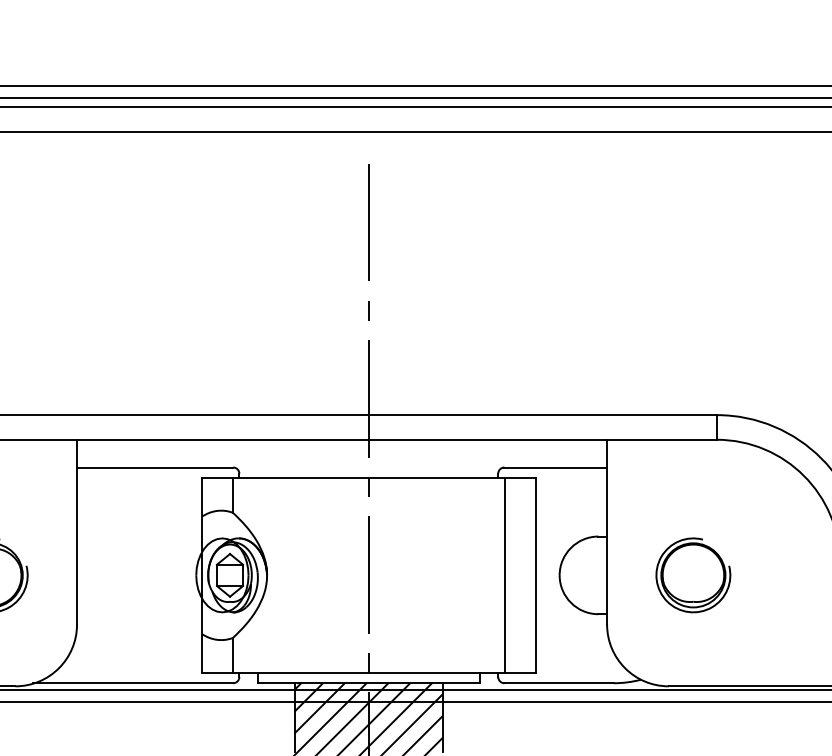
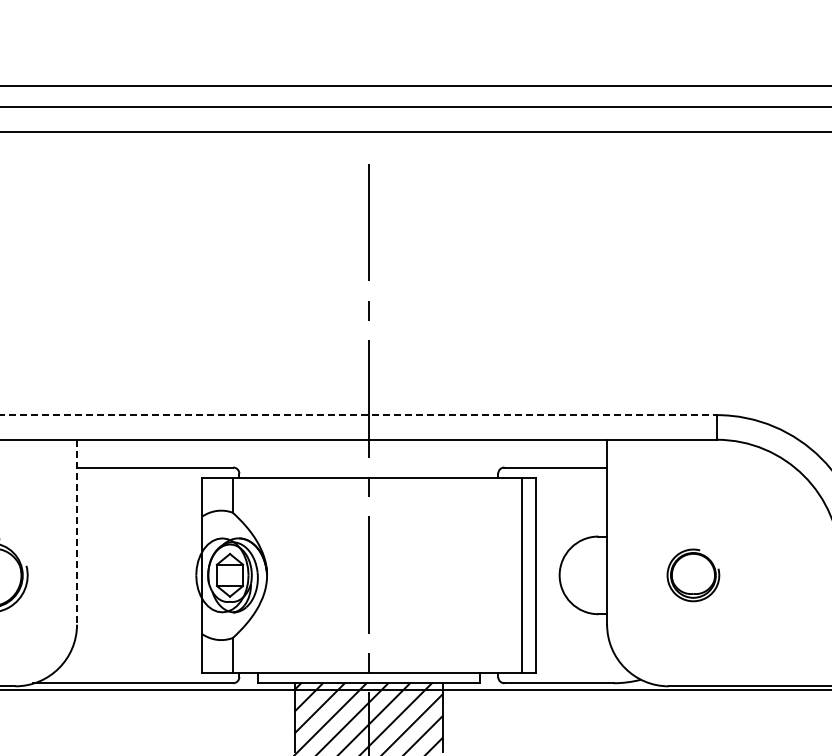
line: present -> none (415, 98)
line: solid -> dashed (358, 415)
line: solid -> dashed (77, 532)
line position: (504, 574) -> (521, 574) (521, 574)
part size: 77x77 px -> 55x55 px (693, 575)
line: present -> none (415, 702)
